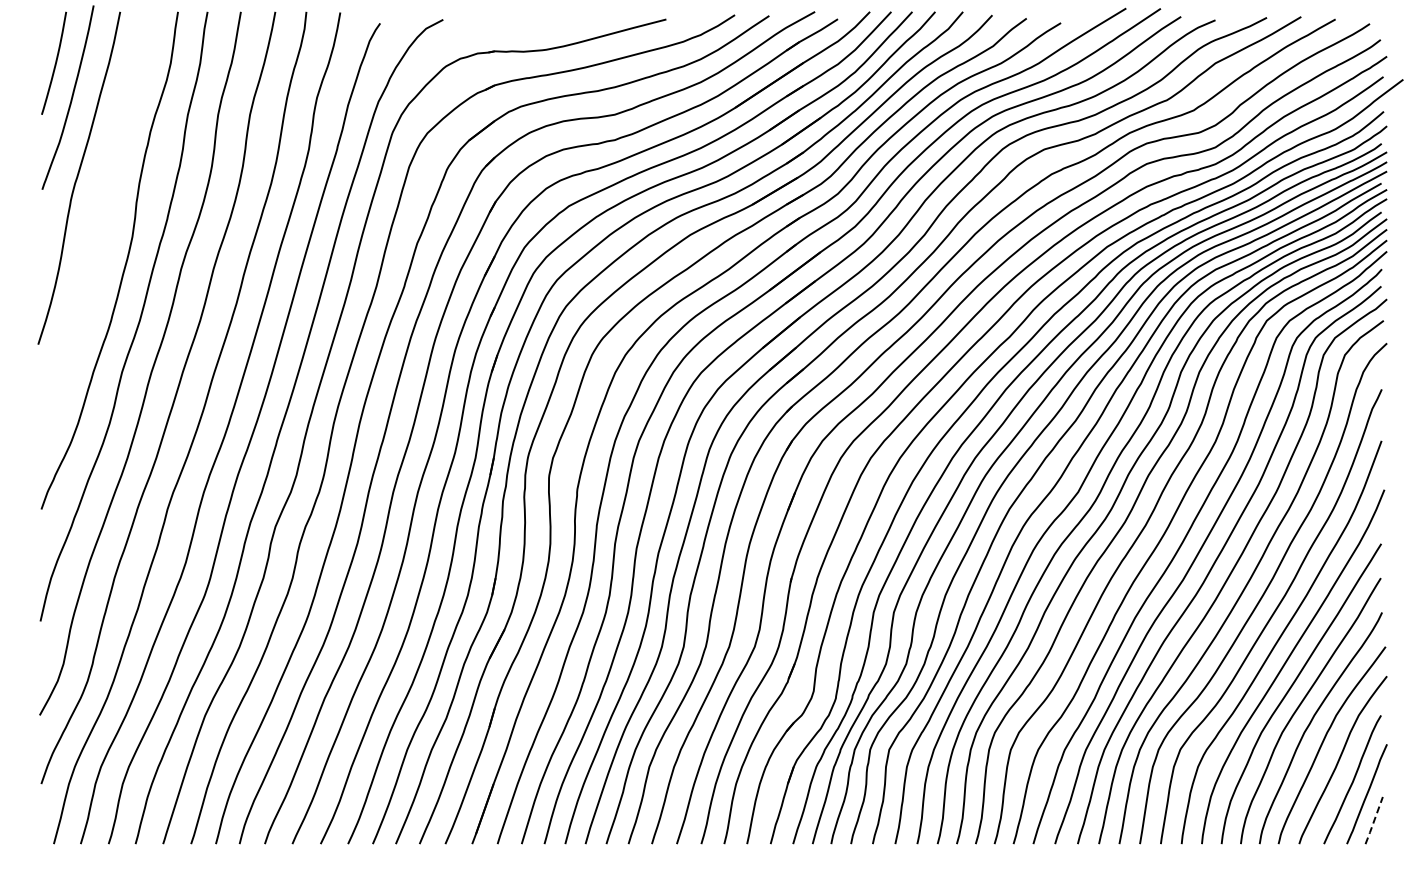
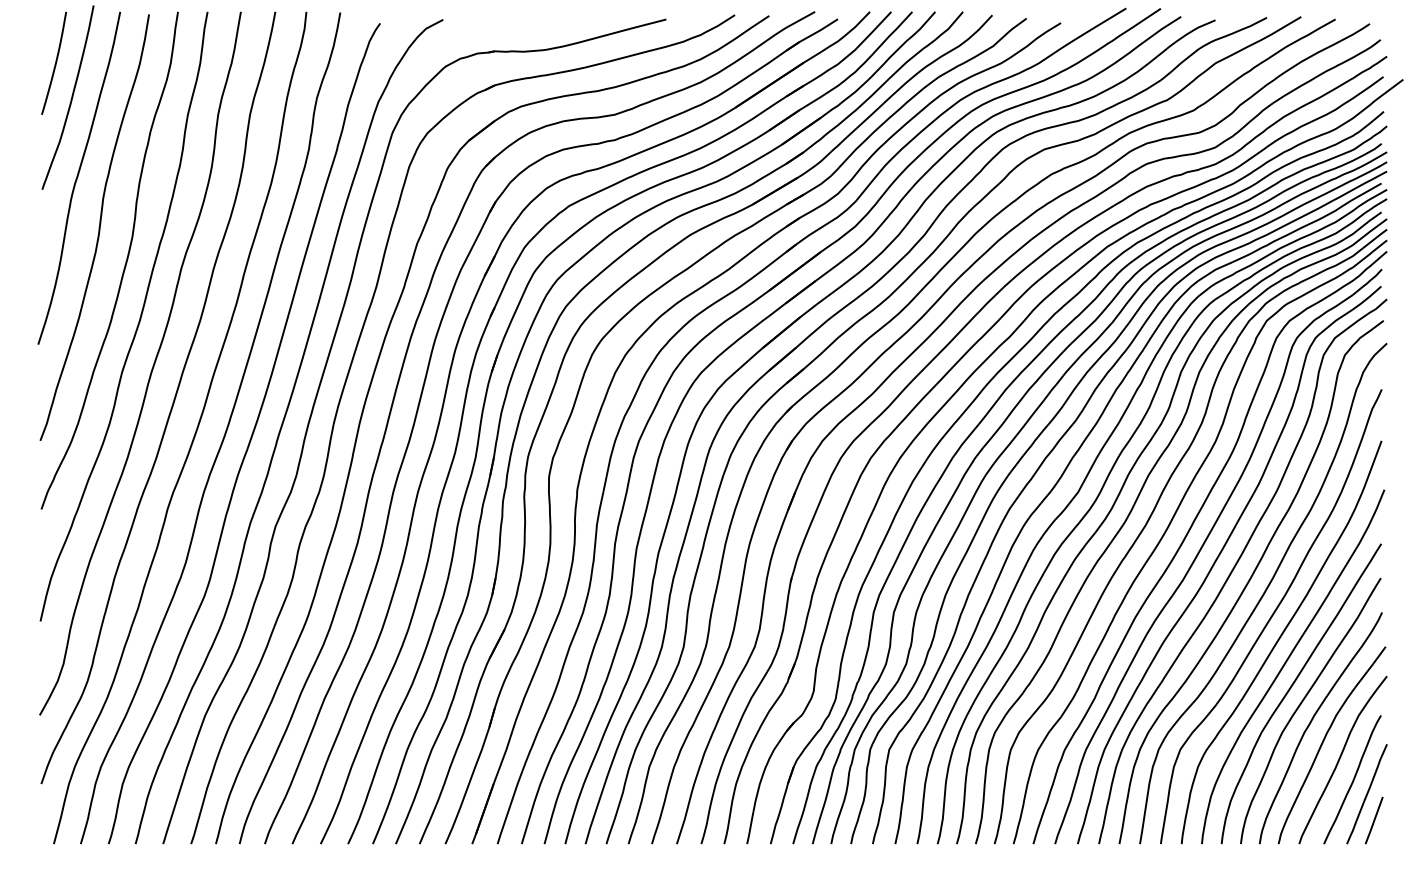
curve: none -> present (98, 227)
line: dashed -> solid (1374, 821)
